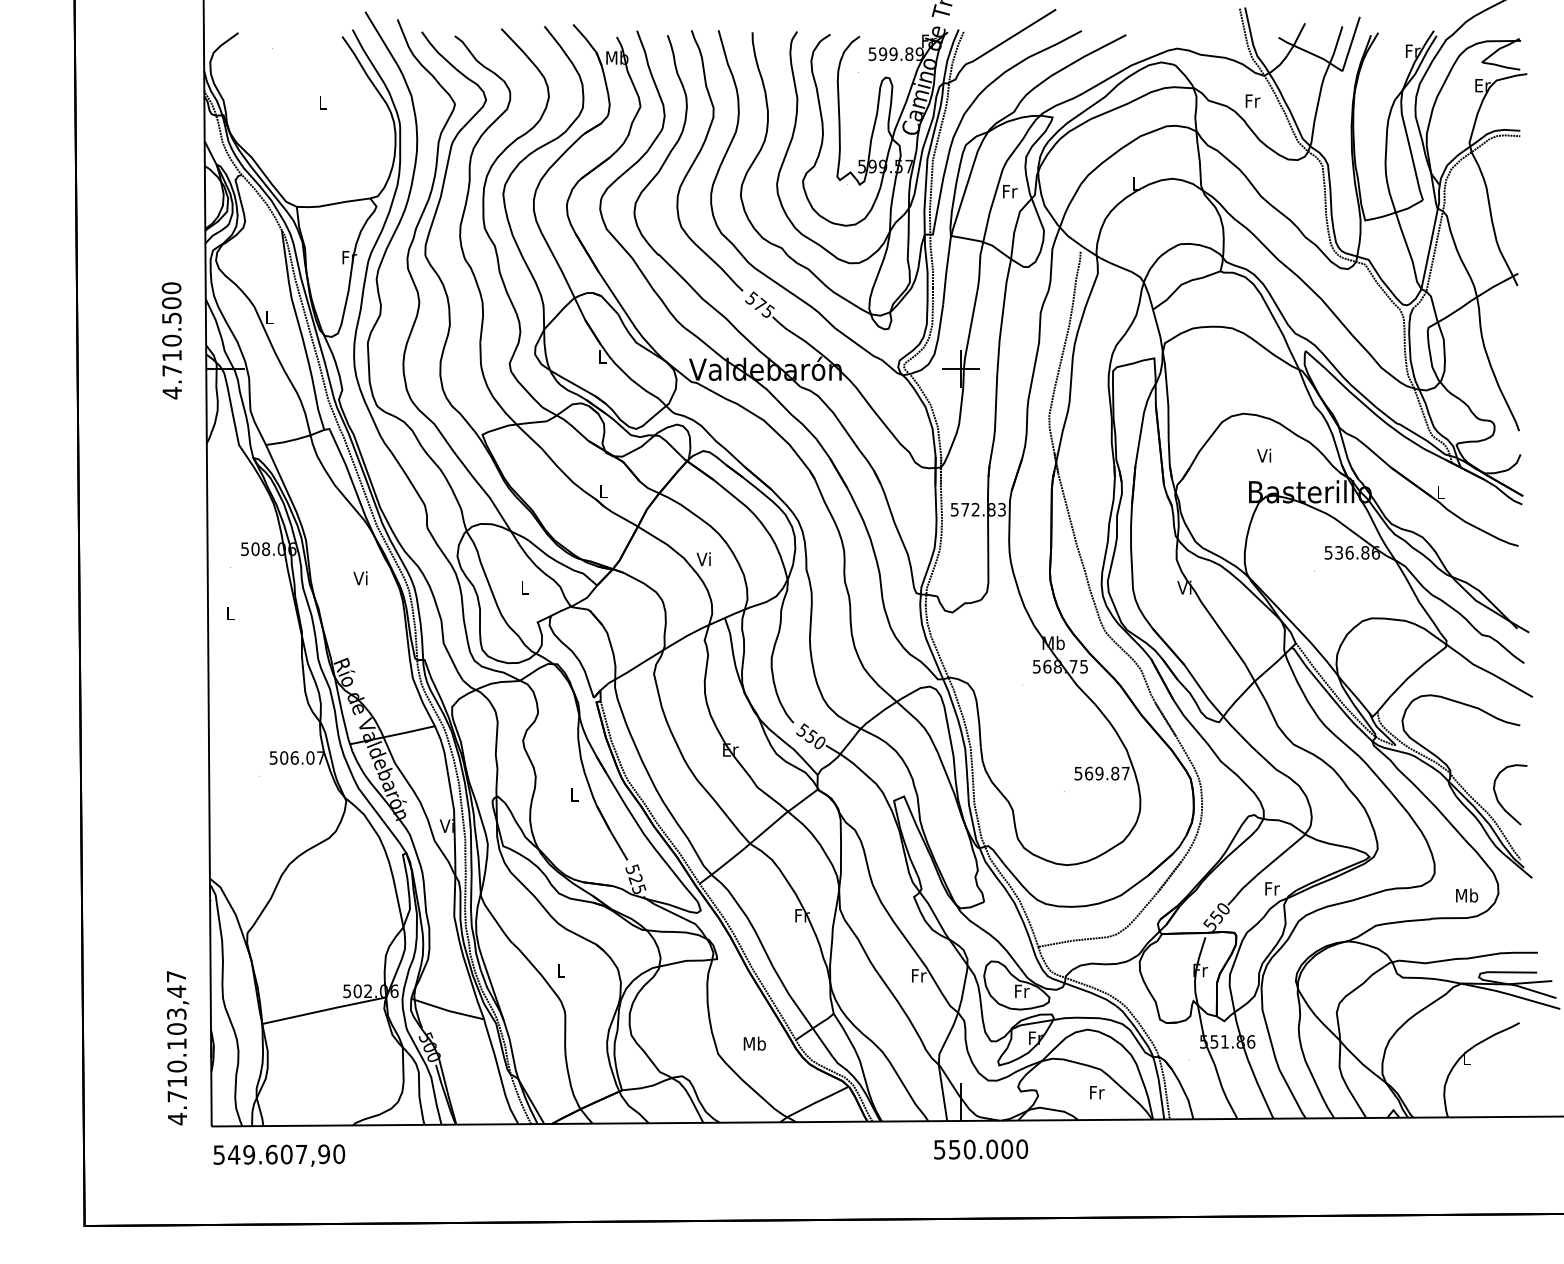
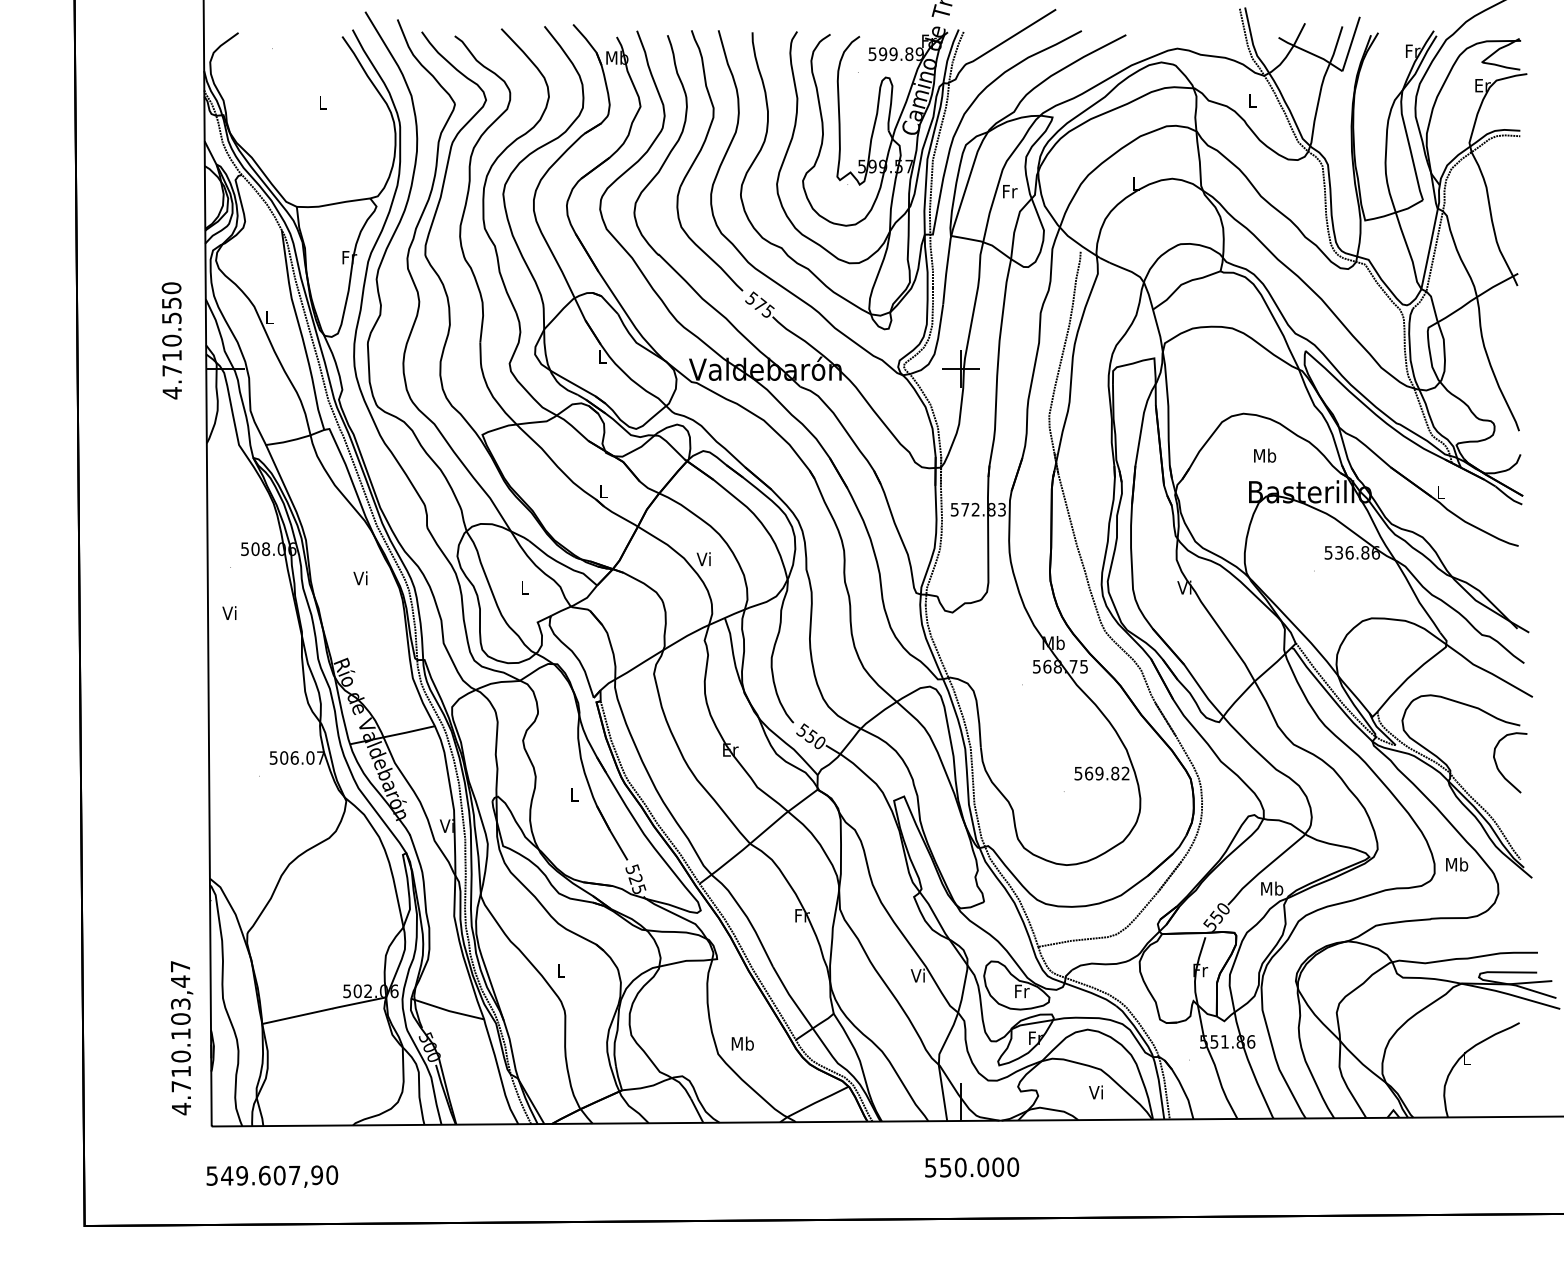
text: Fr -> L (1252, 100)
text: 4.710.500 -> 4.710.550 (171, 303)
text: Vi -> Mb (1265, 455)
text: L -> Vi (229, 612)
text: 569.87 -> 569.82 (1125, 773)
curve position: (1498, 799) -> (1498, 767) (1498, 767)
text: Fr -> Mb (1272, 888)
text position: (1467, 895) -> (1457, 864) (1457, 864)
text: Fr -> Vi (918, 975)
text position: (754, 1043) -> (742, 1043) (742, 1043)
text position: (178, 1048) -> (182, 1038) (182, 1038)
text: Fr -> Vi (1096, 1092)
text position: (981, 1149) -> (972, 1167) (972, 1167)
text position: (279, 1155) -> (272, 1176) (272, 1176)
